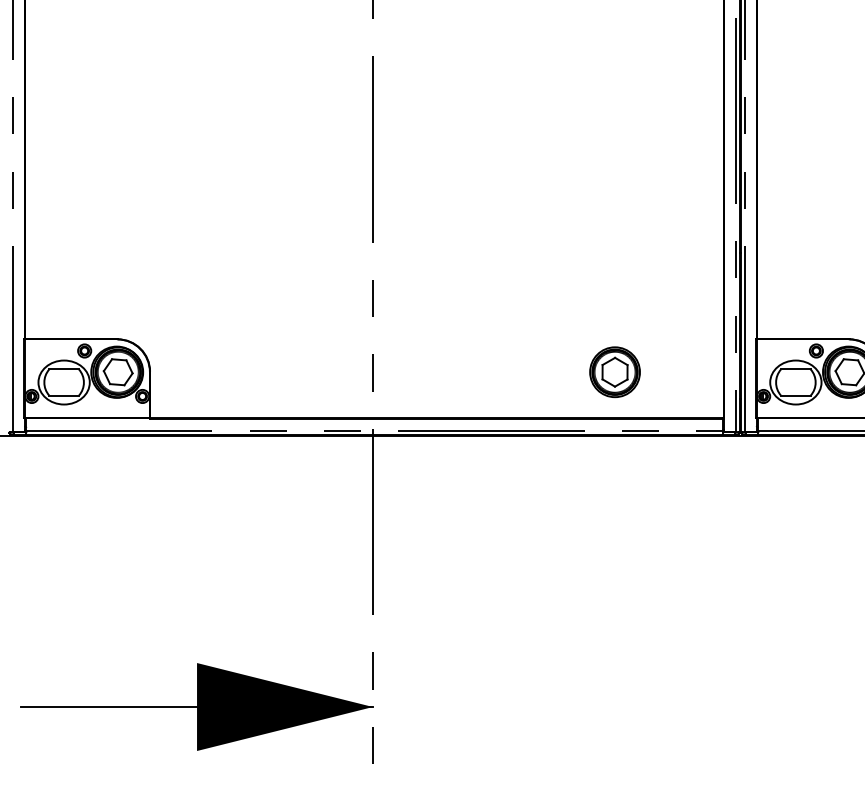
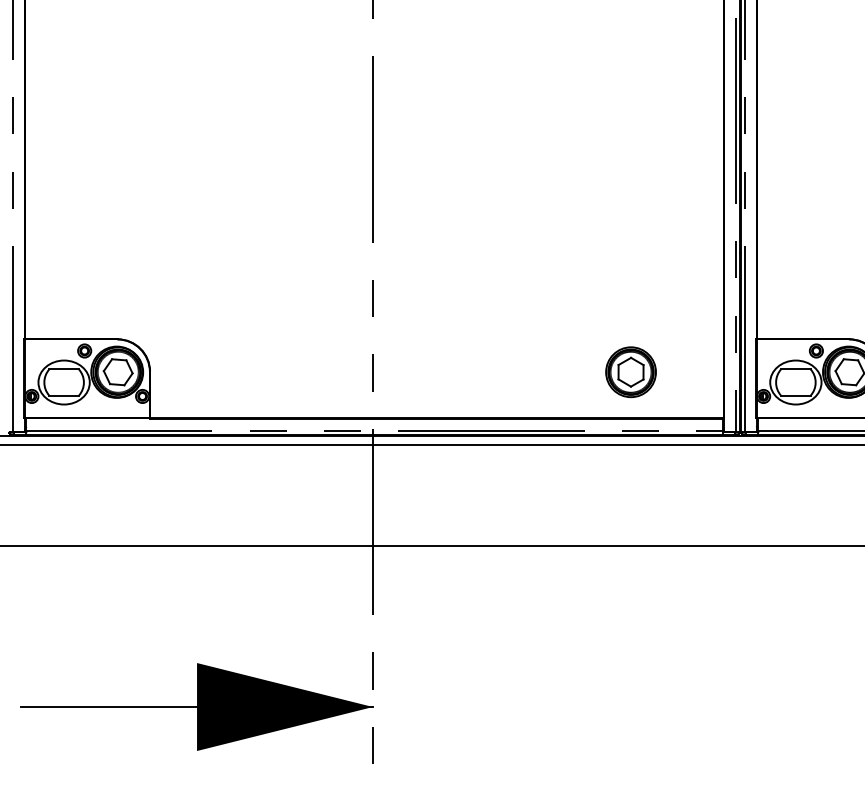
part position: (614, 372) -> (630, 372) (630, 372)
line: none -> present (431, 444)
line: none -> present (431, 546)
